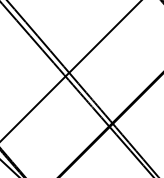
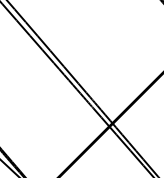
line: present -> none (70, 70)
